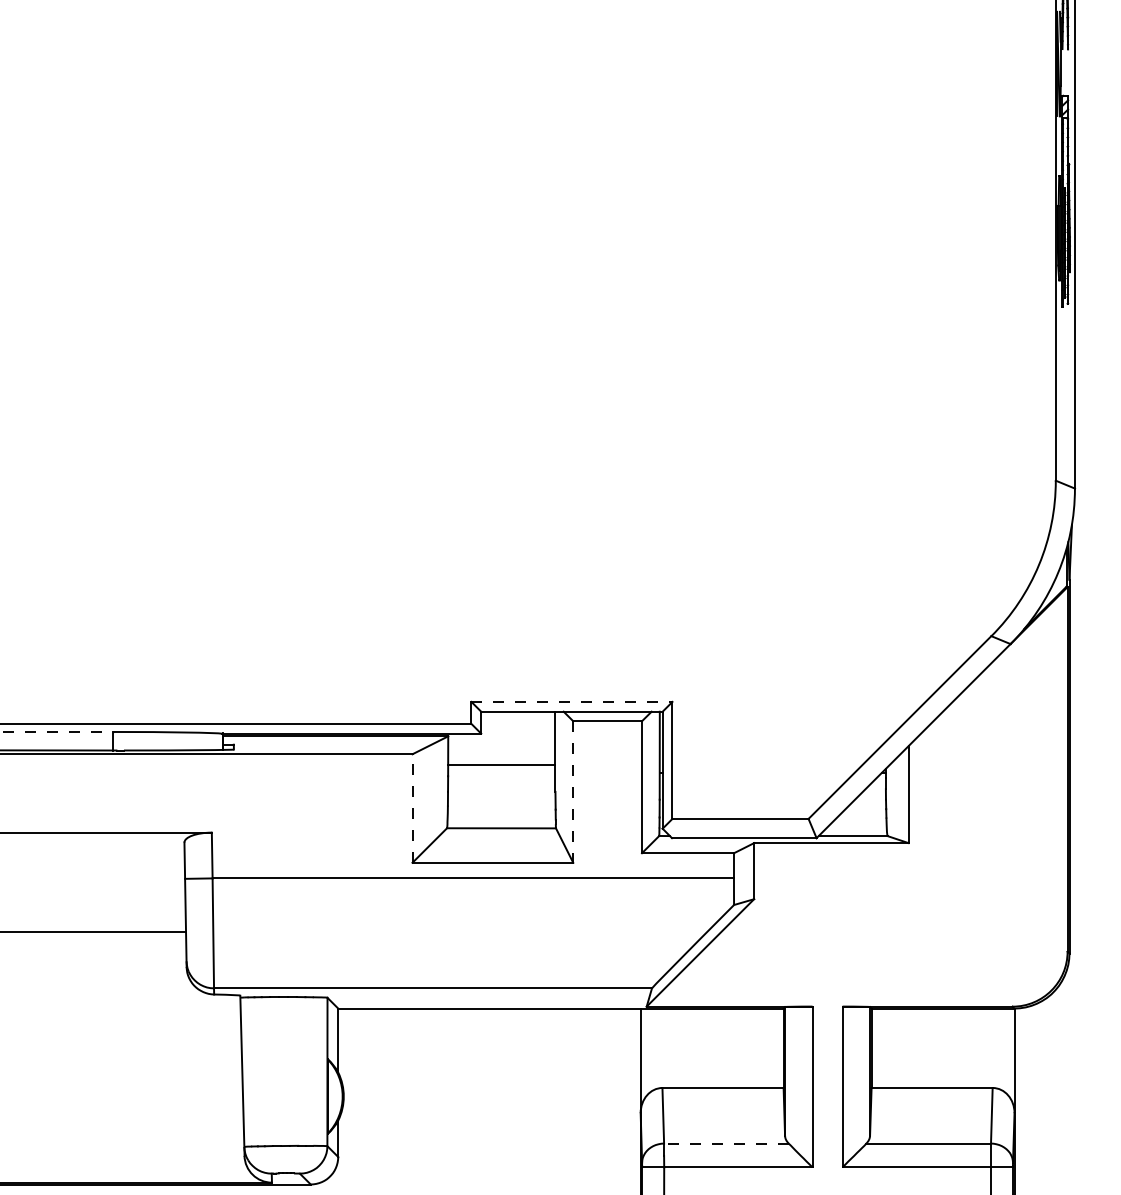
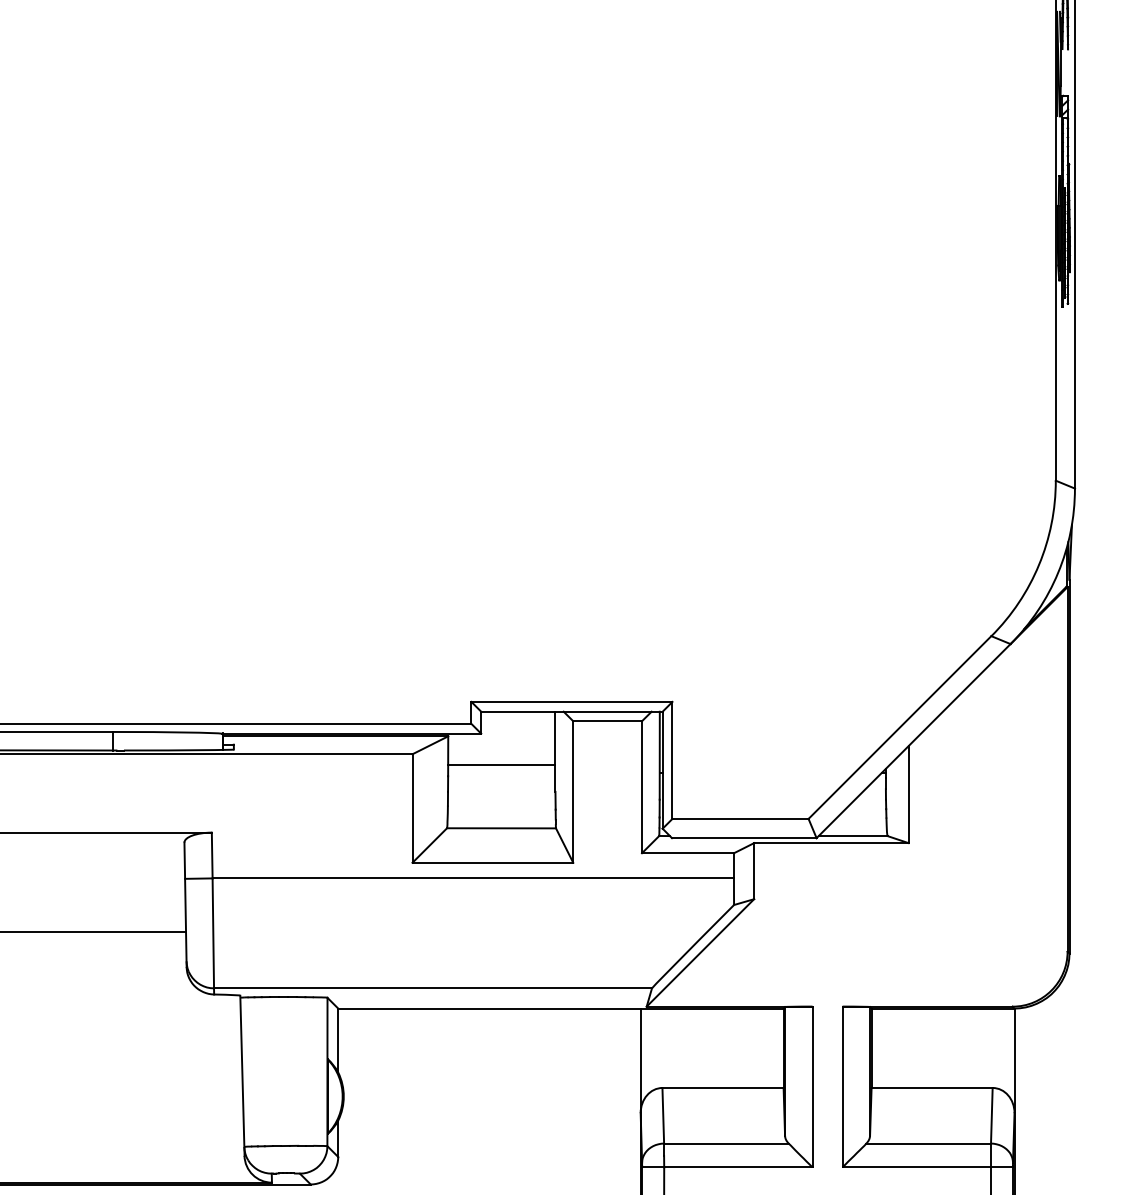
line: dashed -> solid (571, 701)
line: dashed -> solid (56, 731)
line: dashed -> solid (573, 792)
line: dashed -> solid (412, 808)
line: dashed -> solid (725, 1143)
